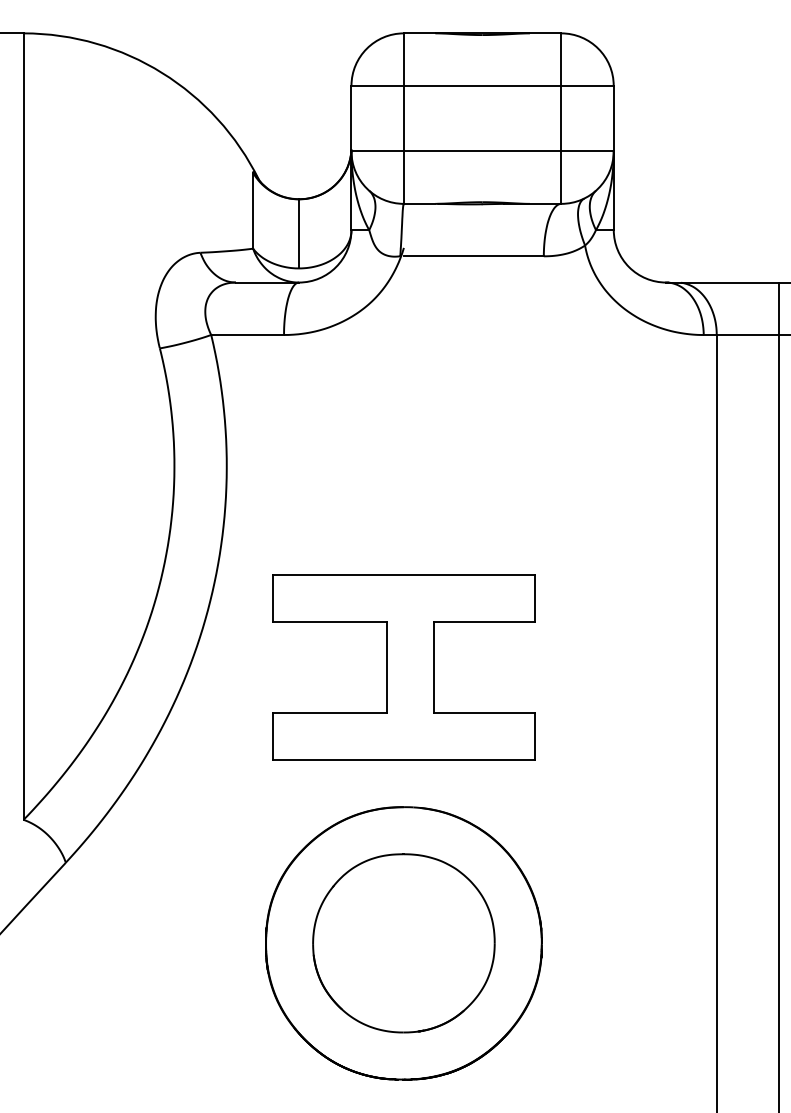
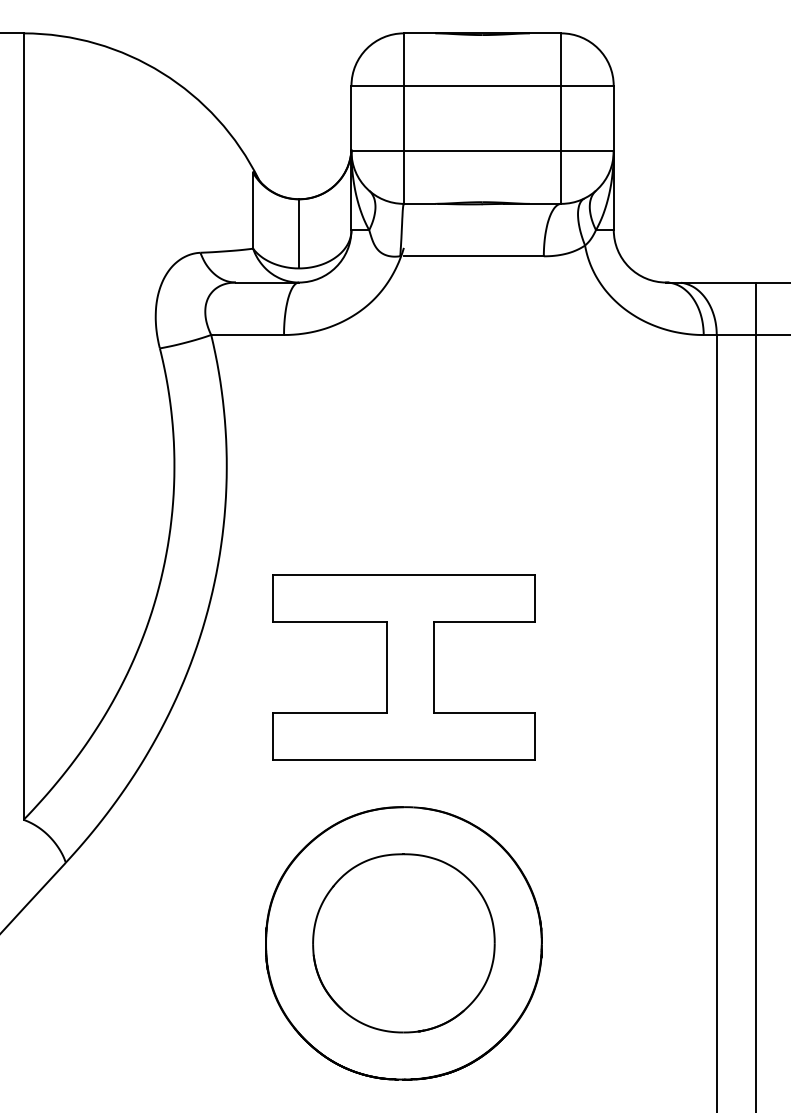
line position: (778, 695) -> (755, 695) (755, 695)
